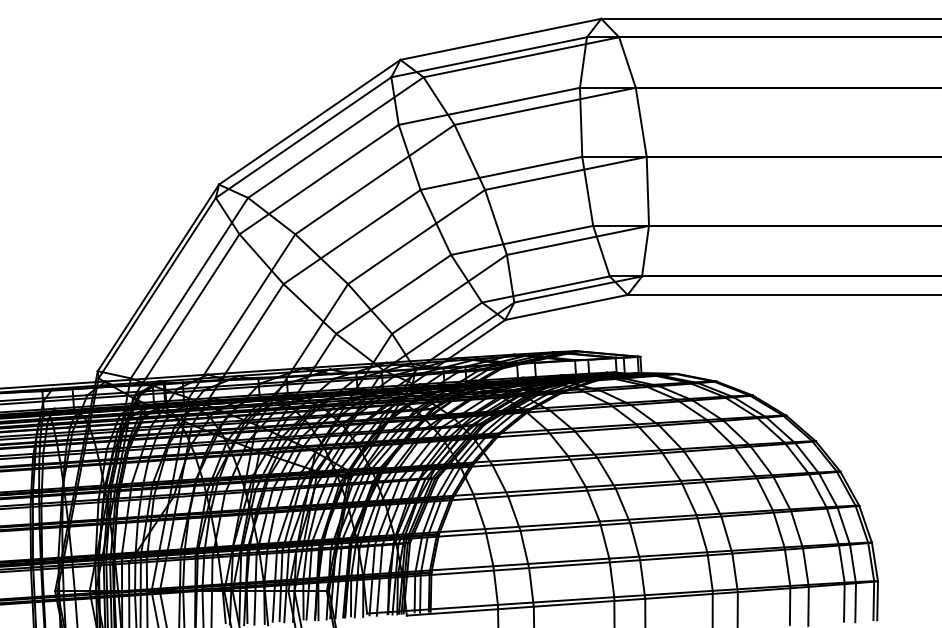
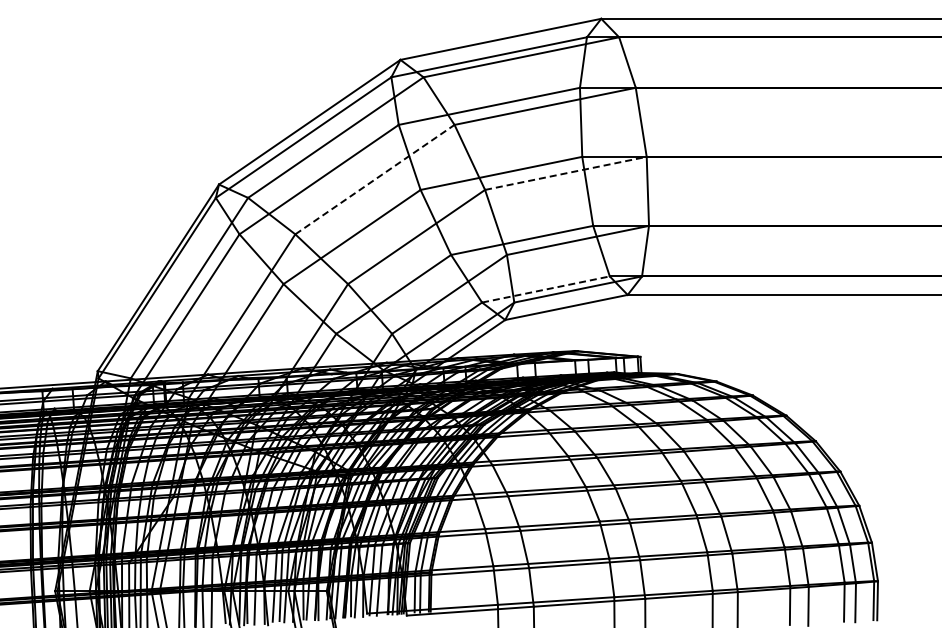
line: solid -> dashed (566, 173)
line: solid -> dashed (374, 179)
line: solid -> dashed (546, 289)
